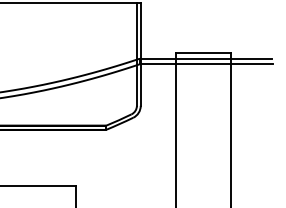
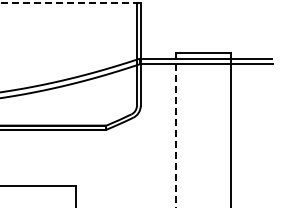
line: solid -> dashed (70, 3)
line: solid -> dashed (175, 130)
